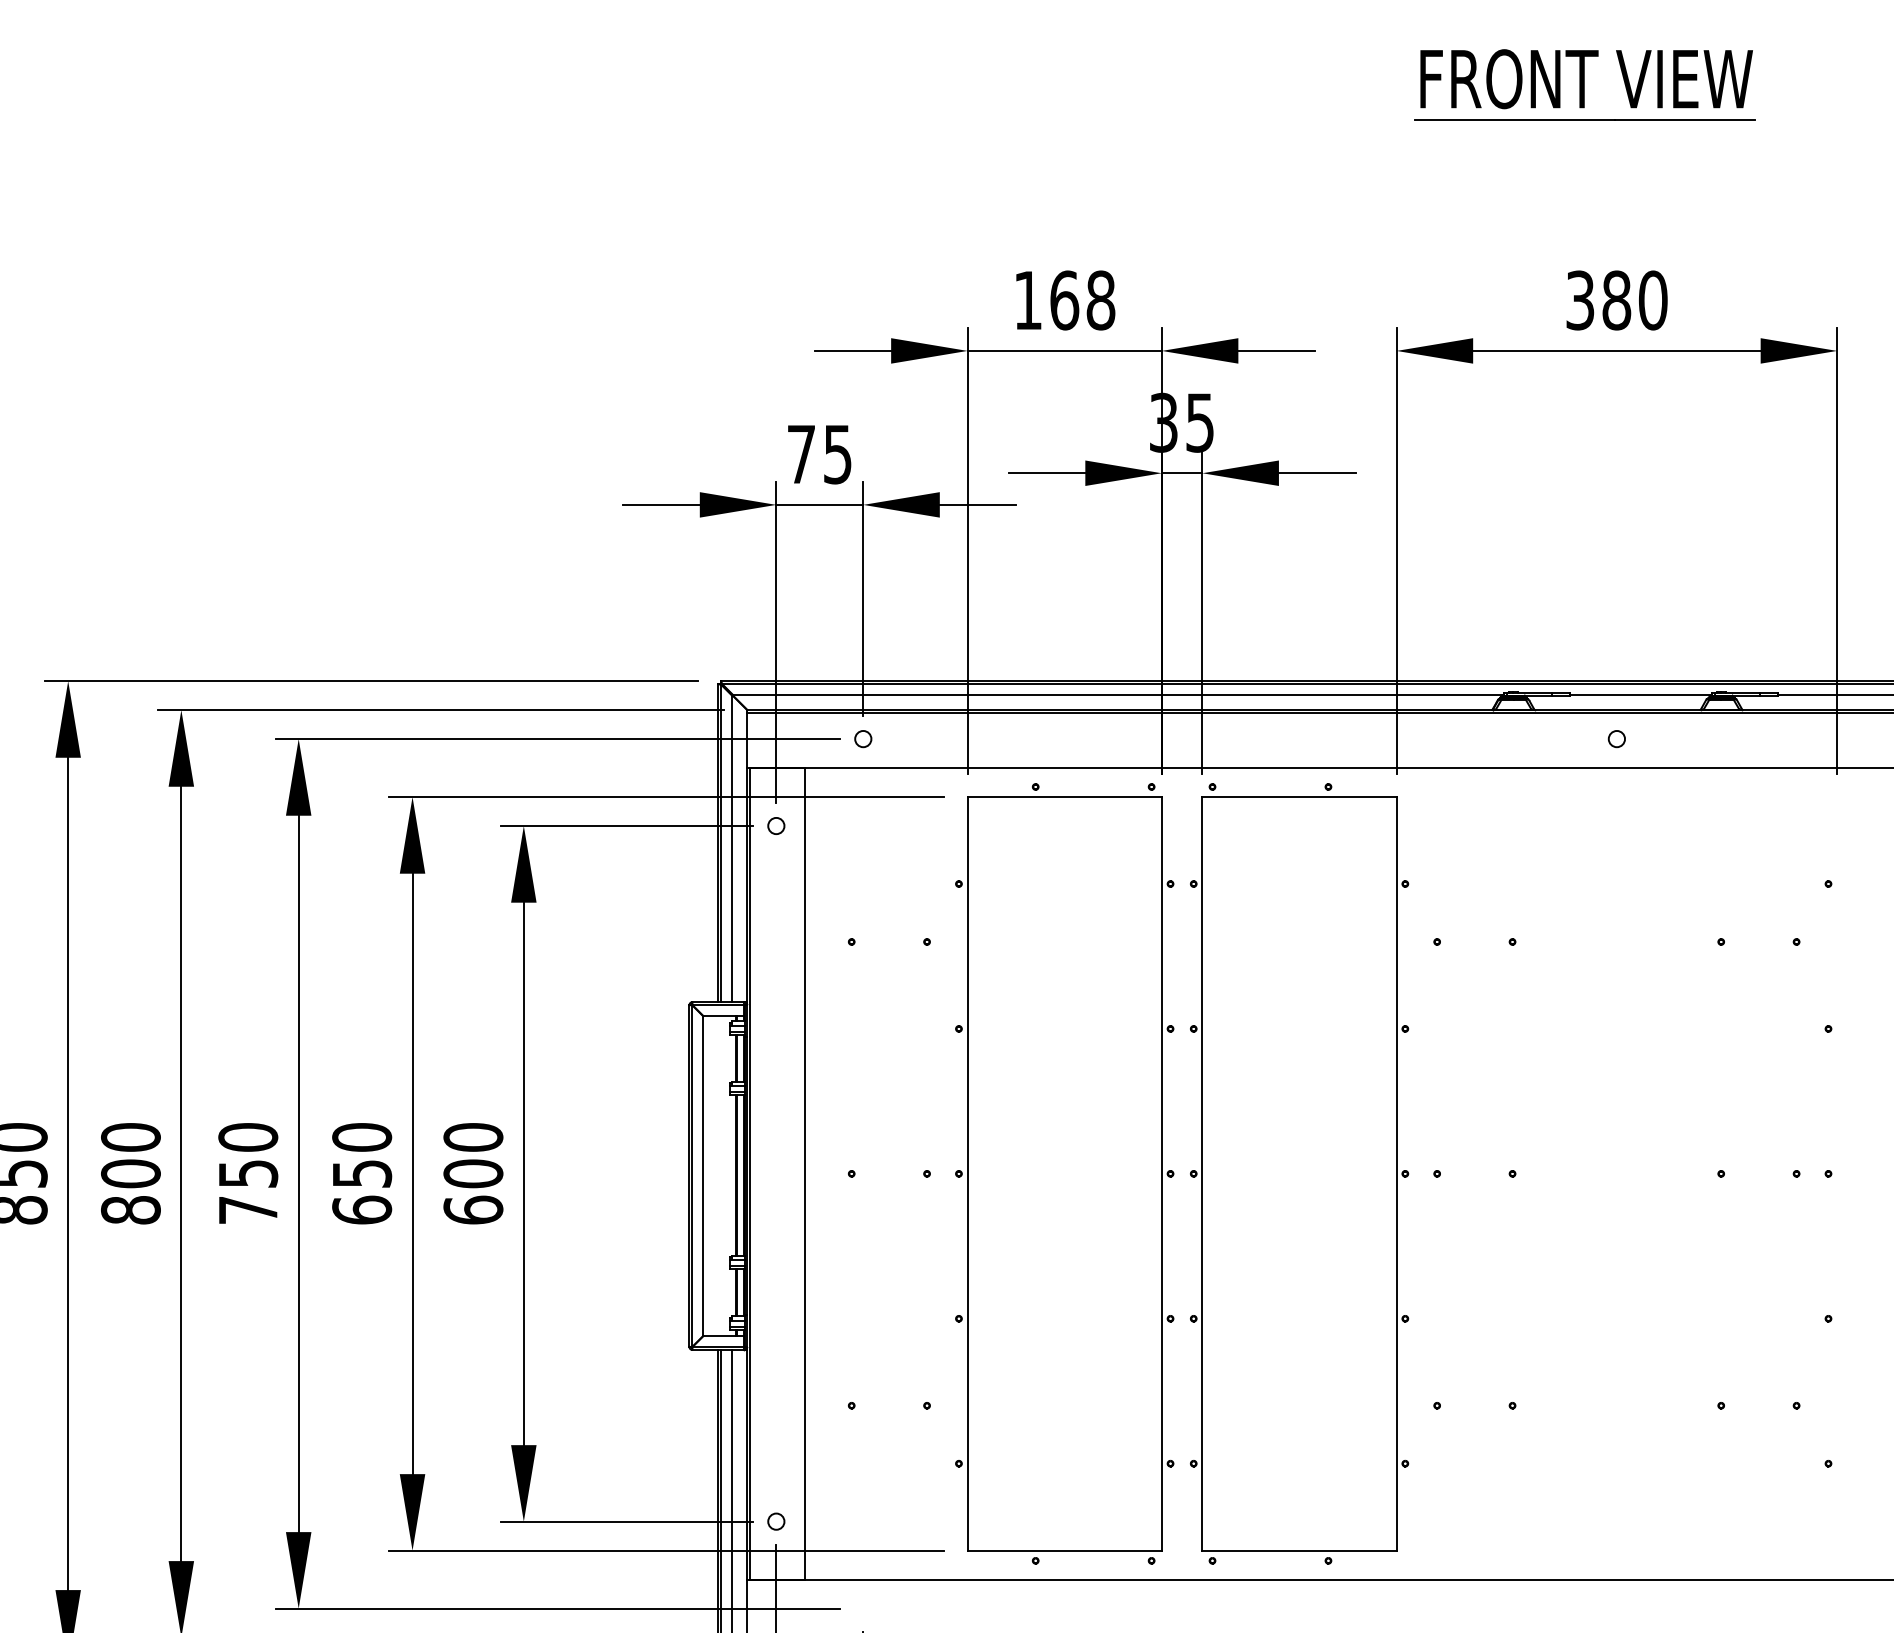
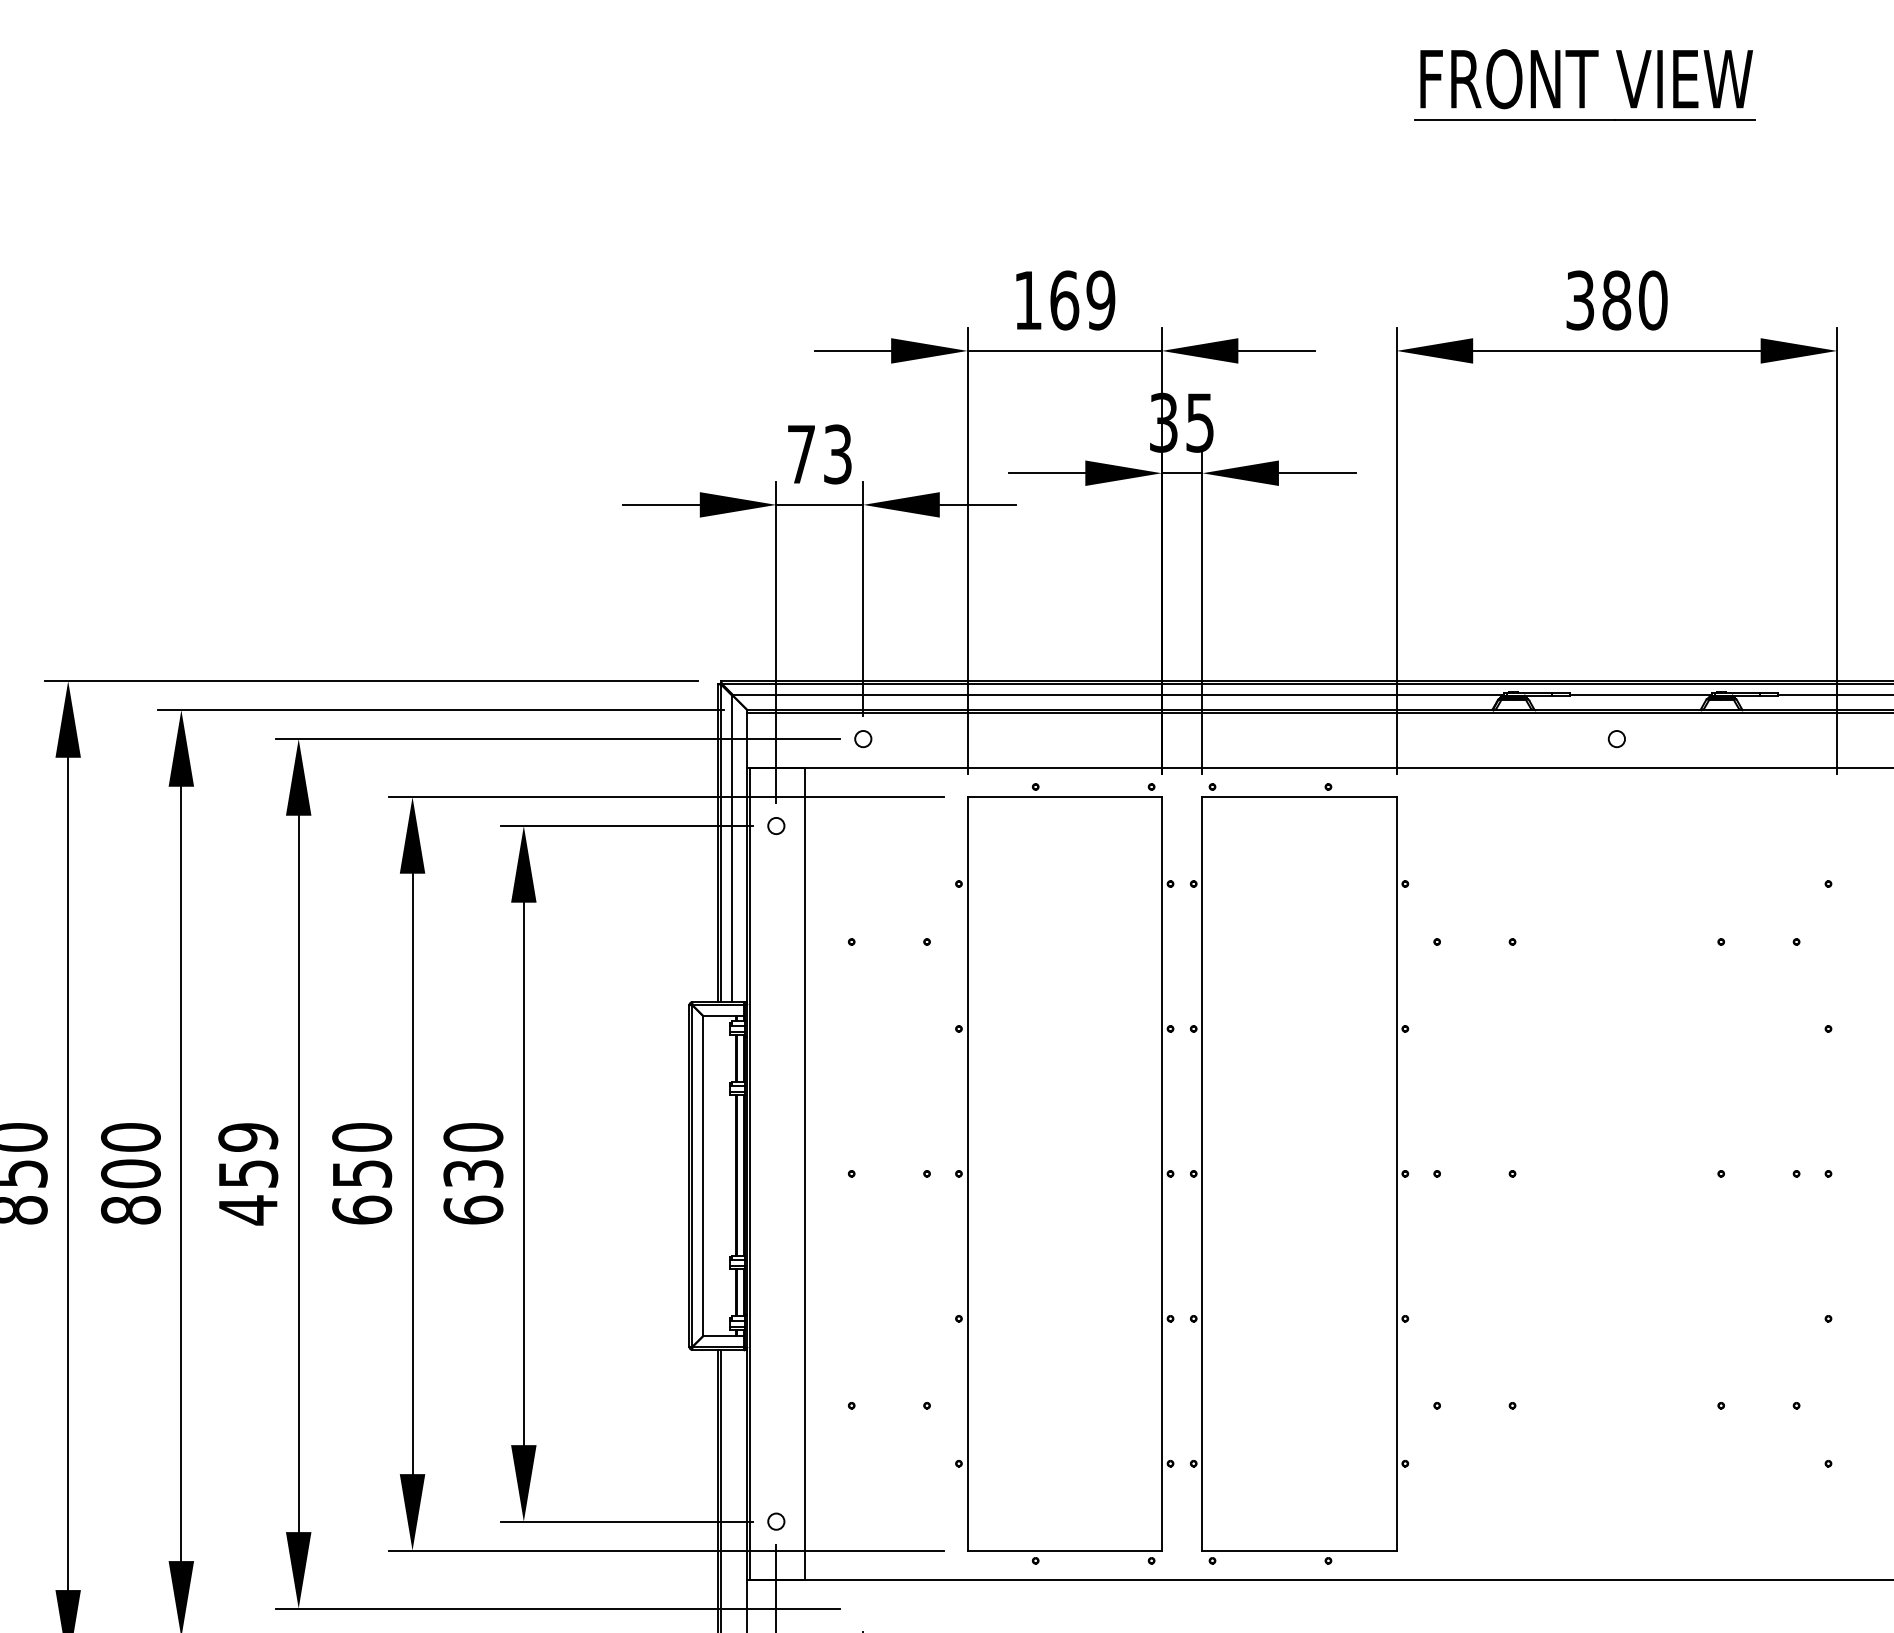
text: 168 -> 169 (1100, 300)
text: 75 -> 73 (837, 453)
text: 600 -> 630 (473, 1173)
text: 750 -> 459 (248, 1174)
line: present -> none (732, 1489)
